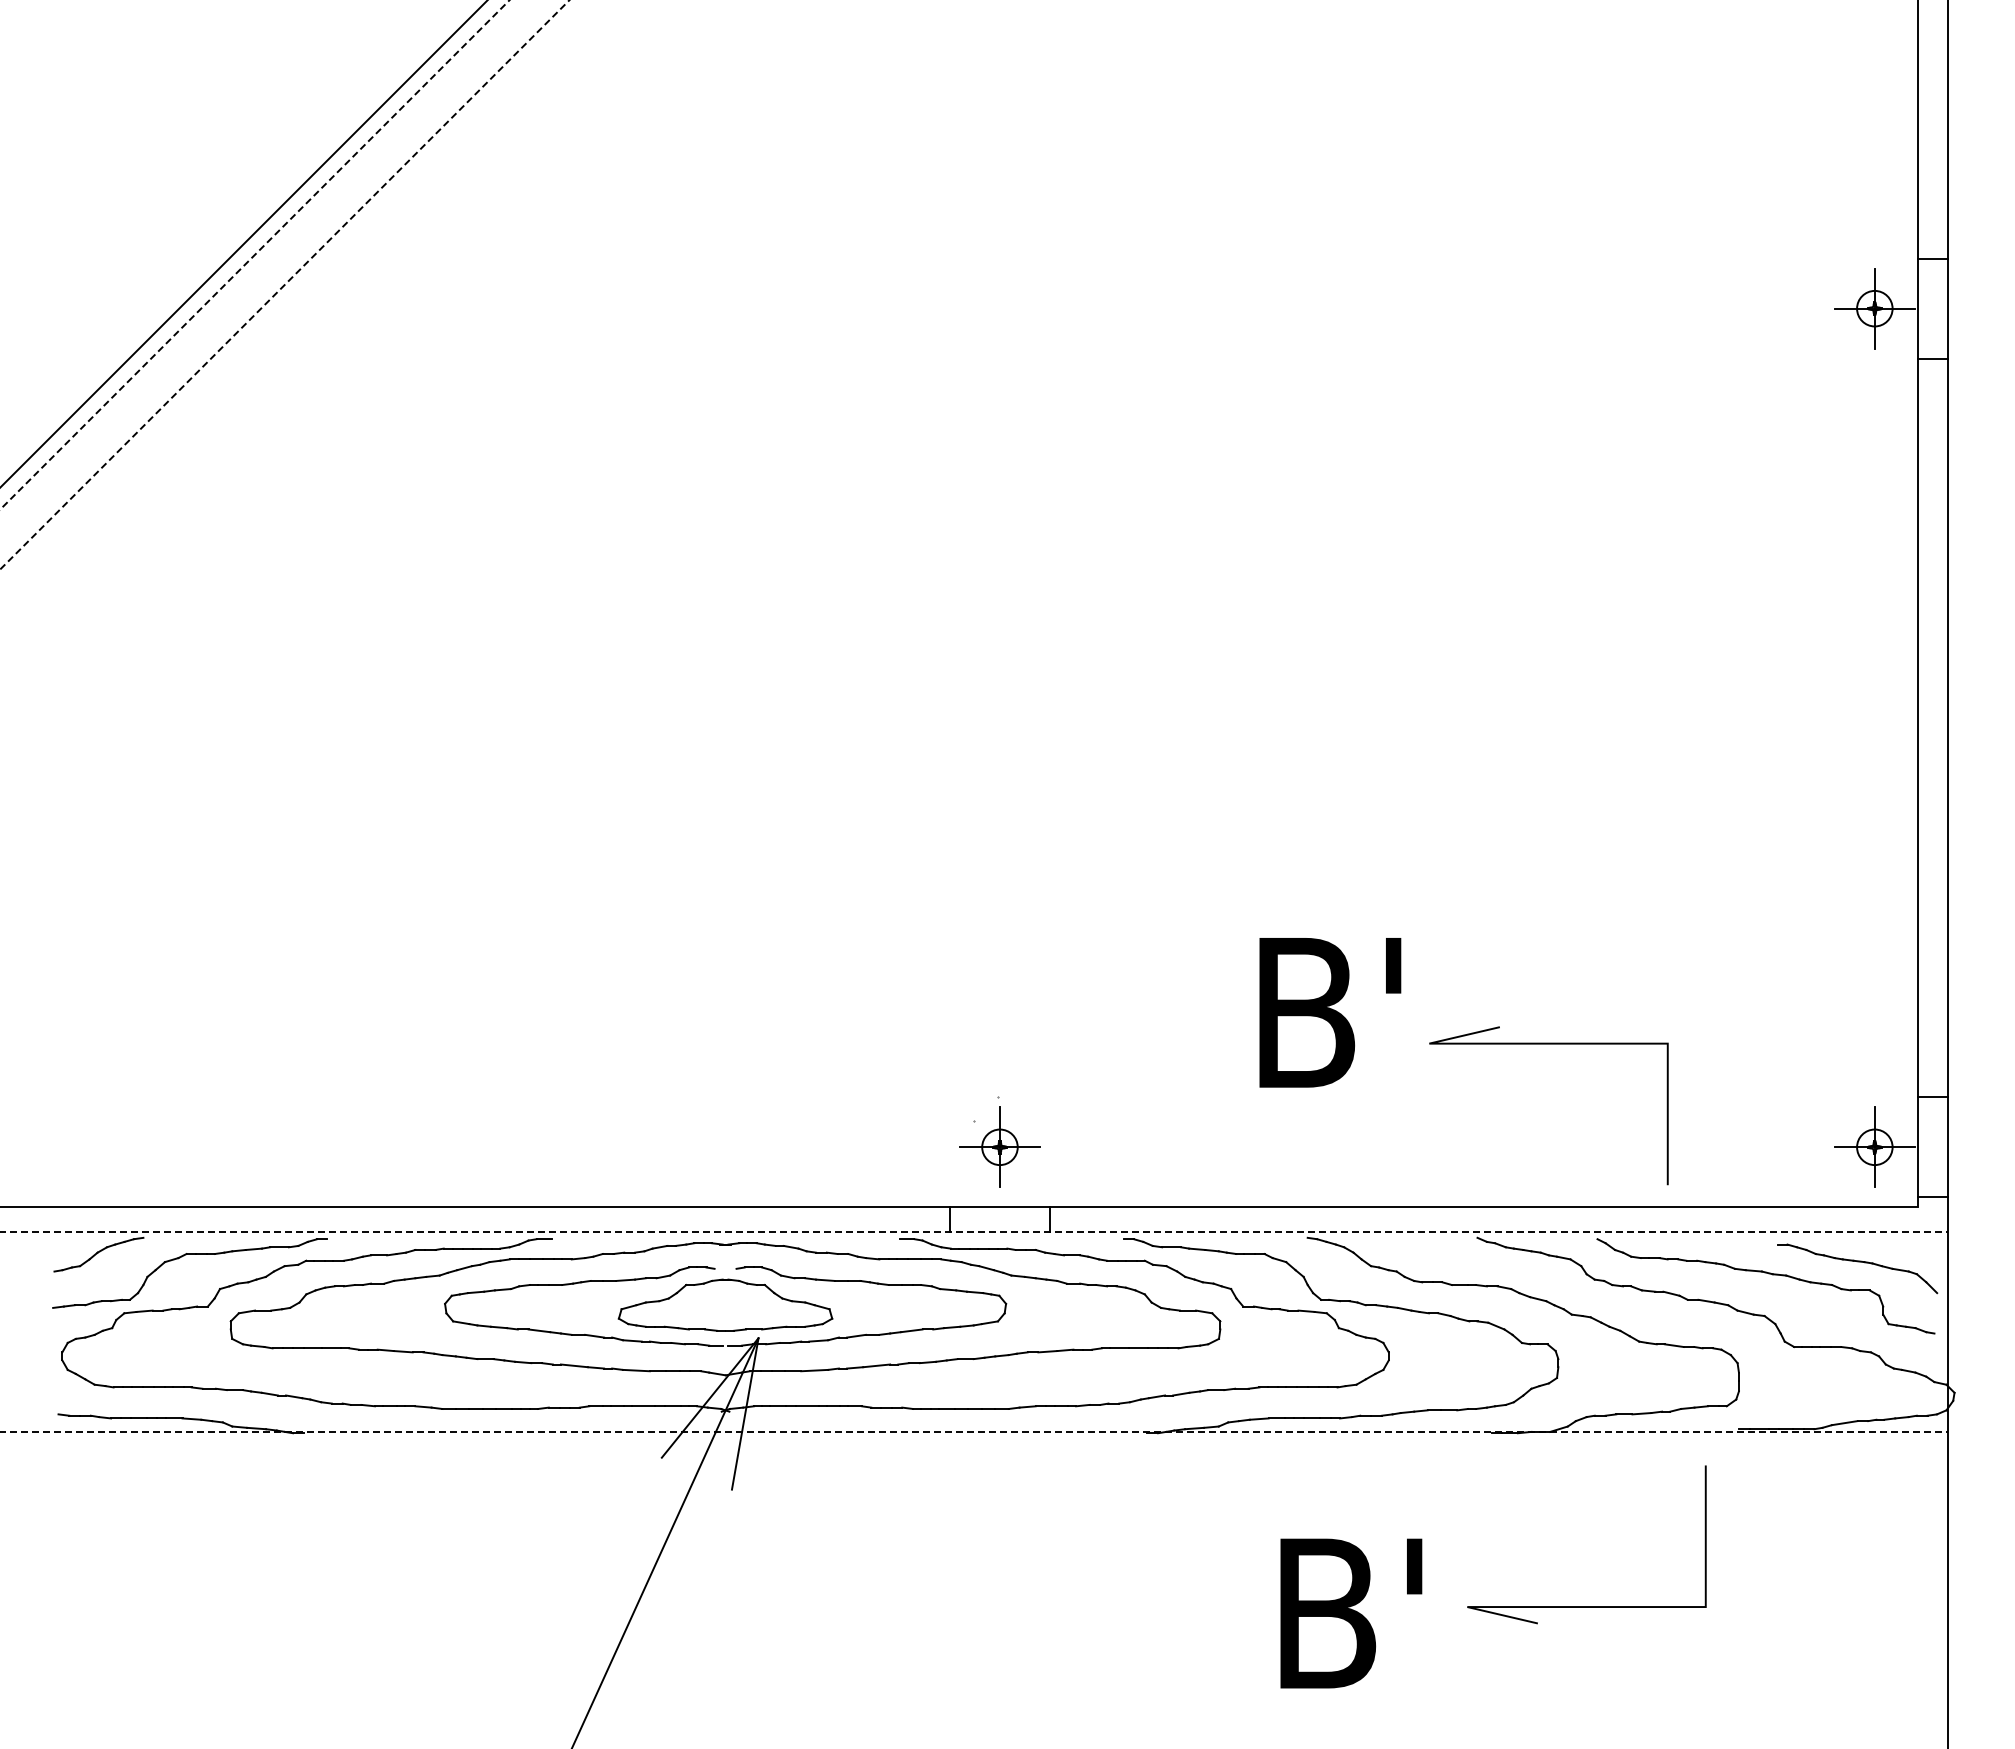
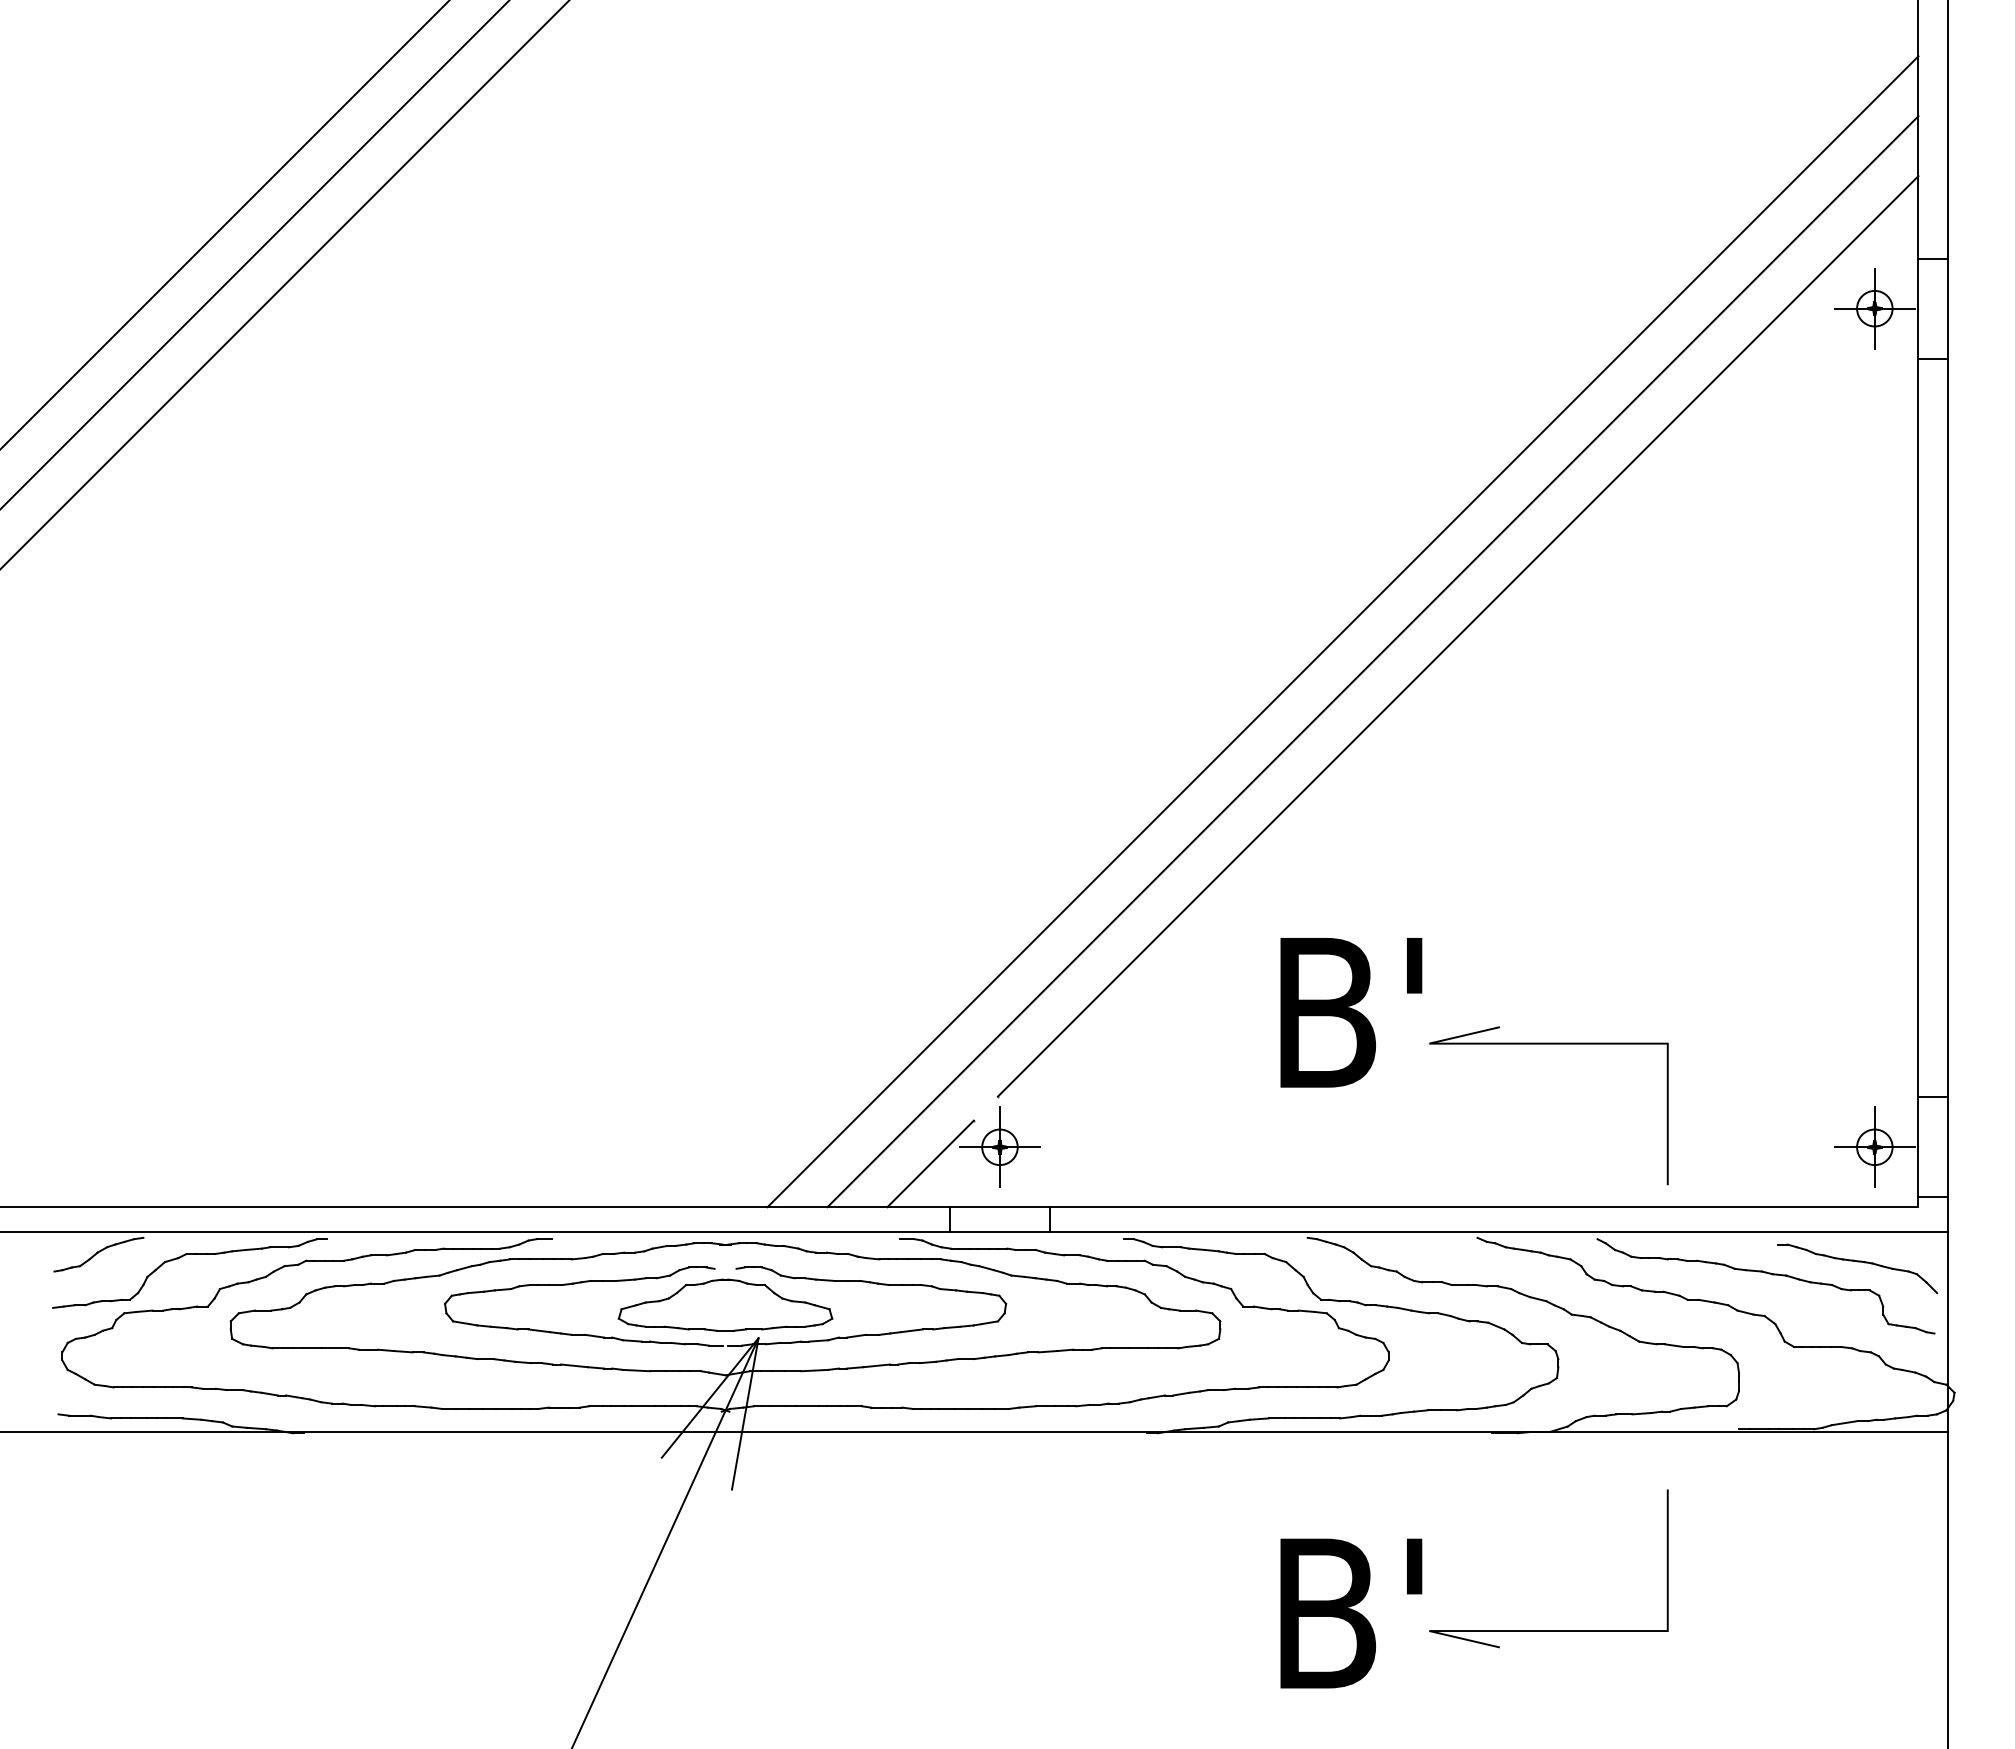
line position: (243, 243) -> (224, 224) (224, 224)
line: dashed -> solid (254, 254)
line: dashed -> solid (285, 284)
line: none -> present (1342, 631)
line: none -> present (1457, 636)
line: none -> present (1372, 661)
text position: (1330, 1012) -> (1351, 1012) (1351, 1012)
line: none -> present (930, 1163)
line: dashed -> solid (974, 1232)
line: dashed -> solid (974, 1431)
line position: (1586, 1606) -> (1548, 1630) (1548, 1630)
